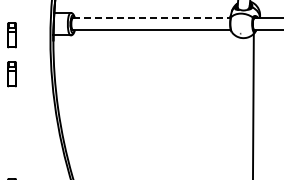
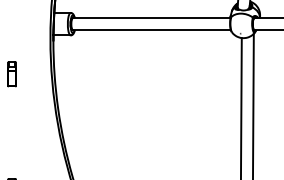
line: dashed -> solid (151, 18)
part: present -> none (11, 35)
line: none -> present (240, 107)
